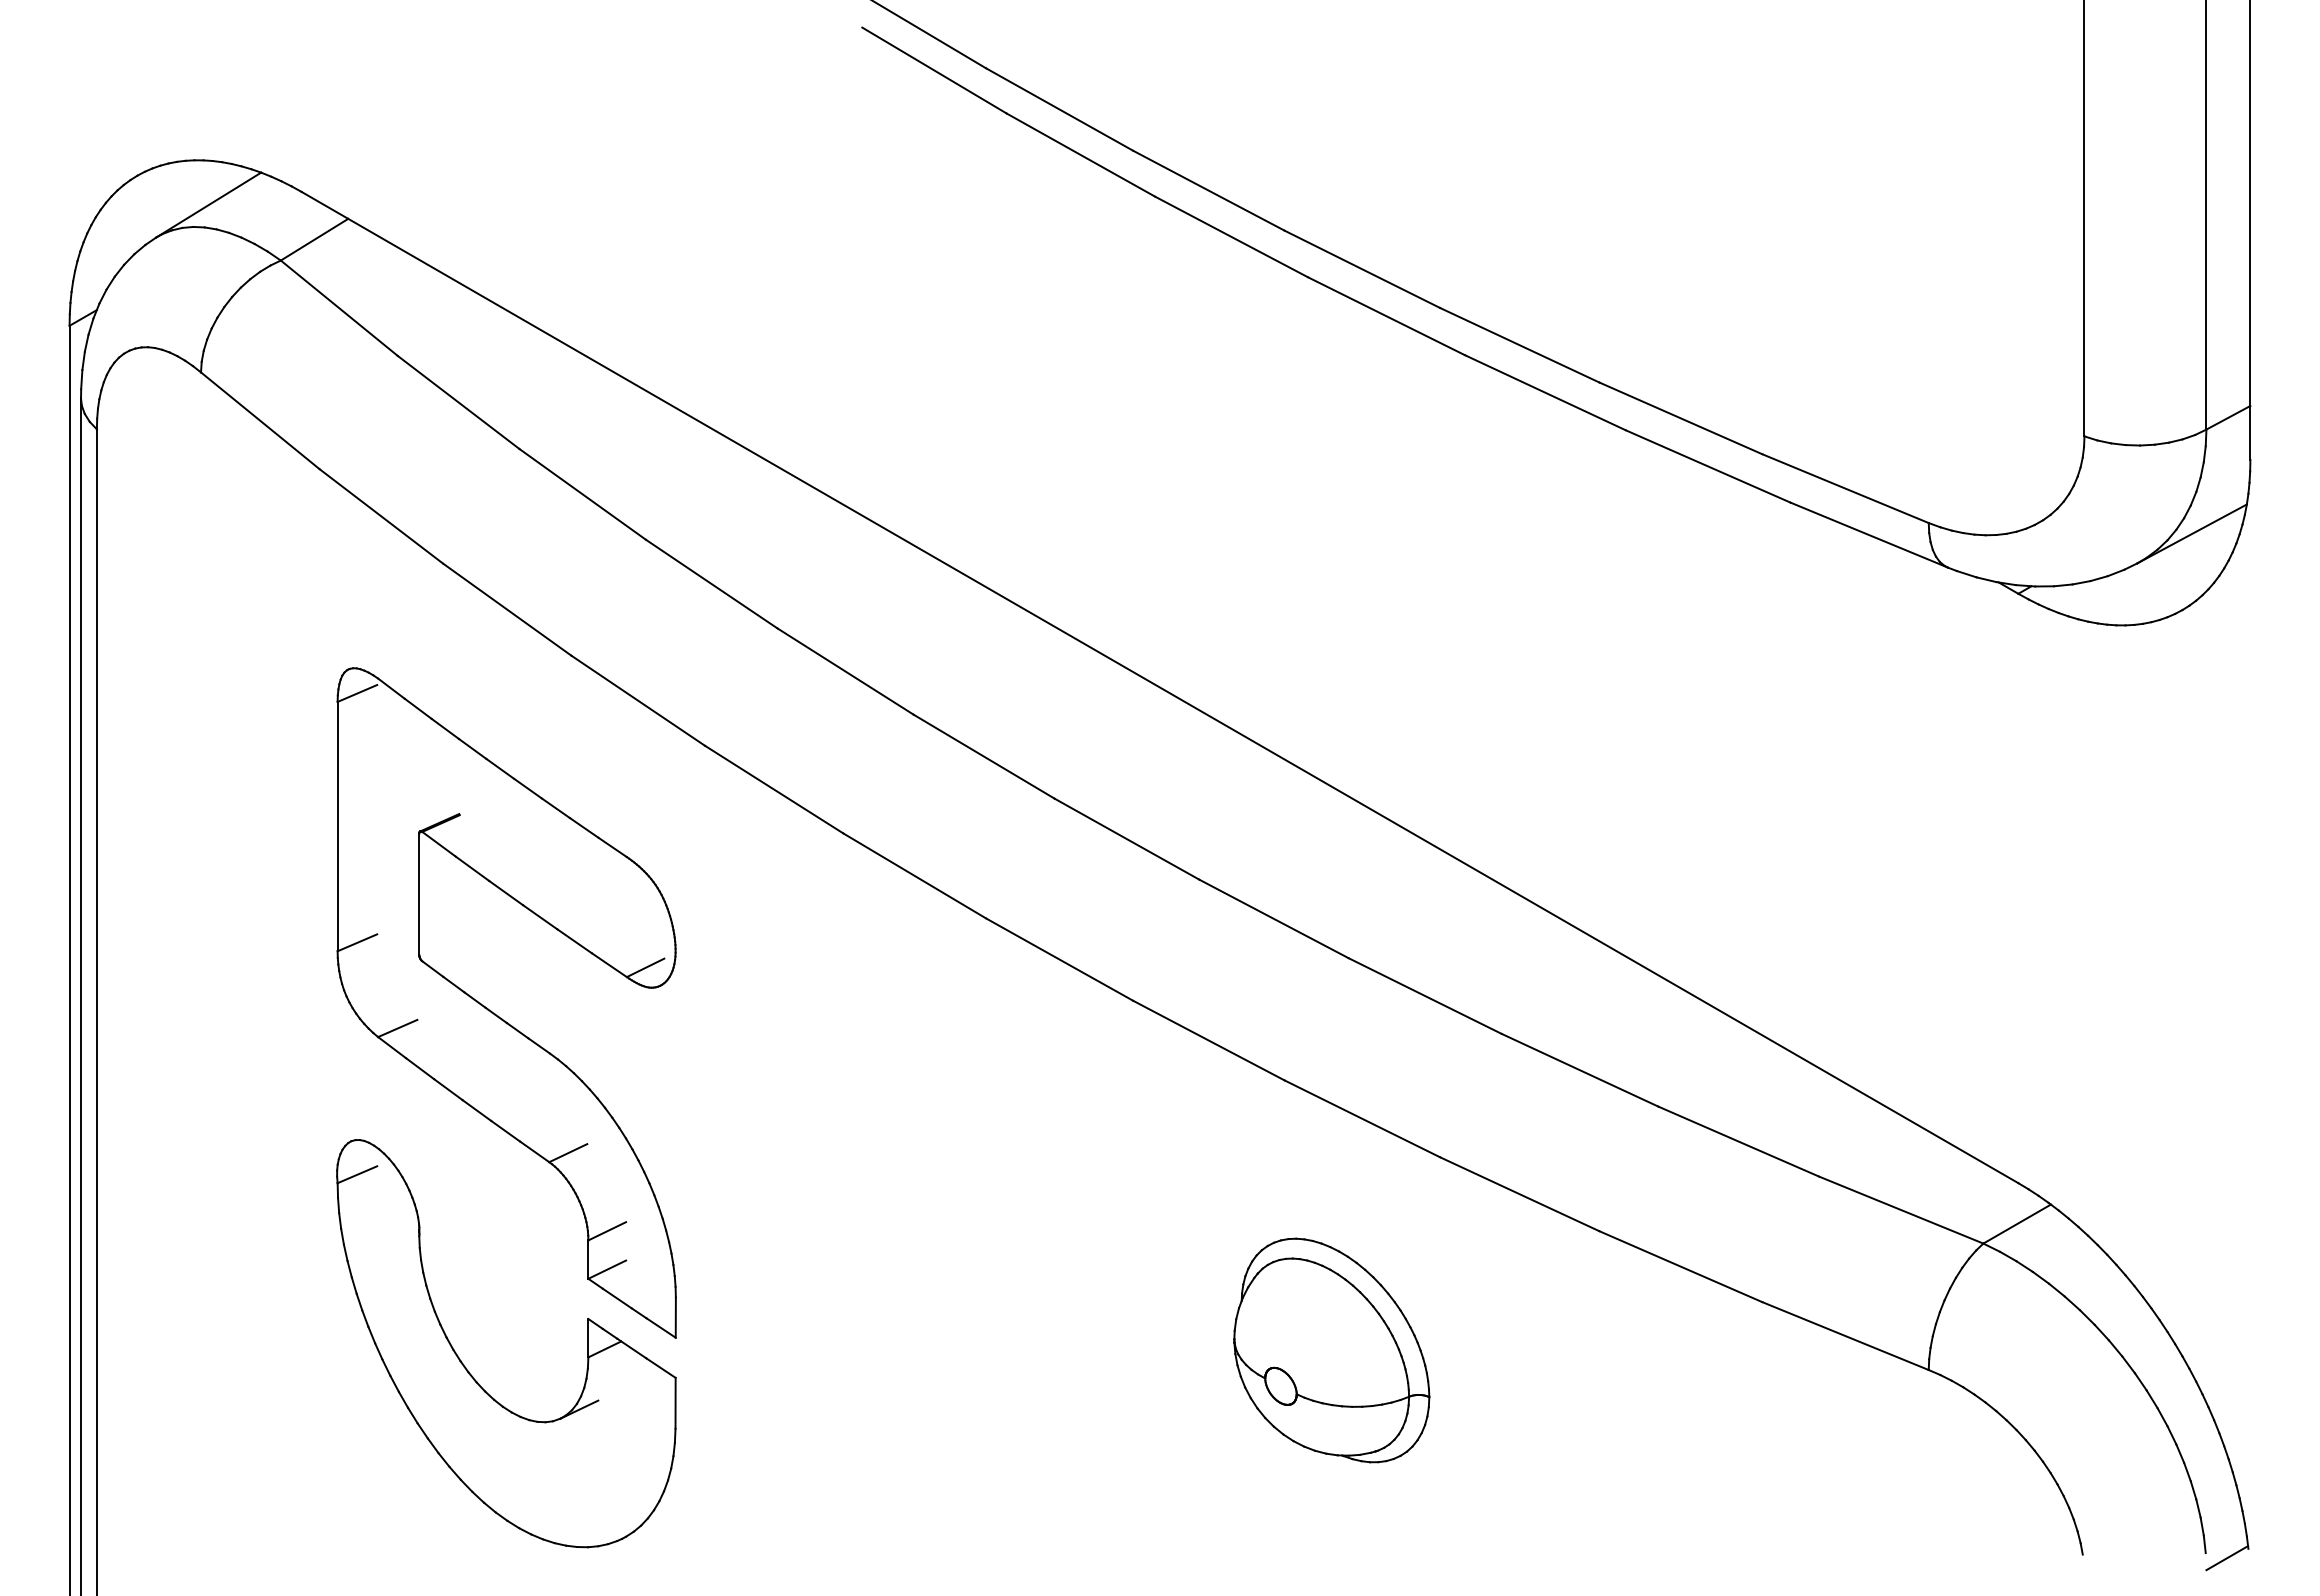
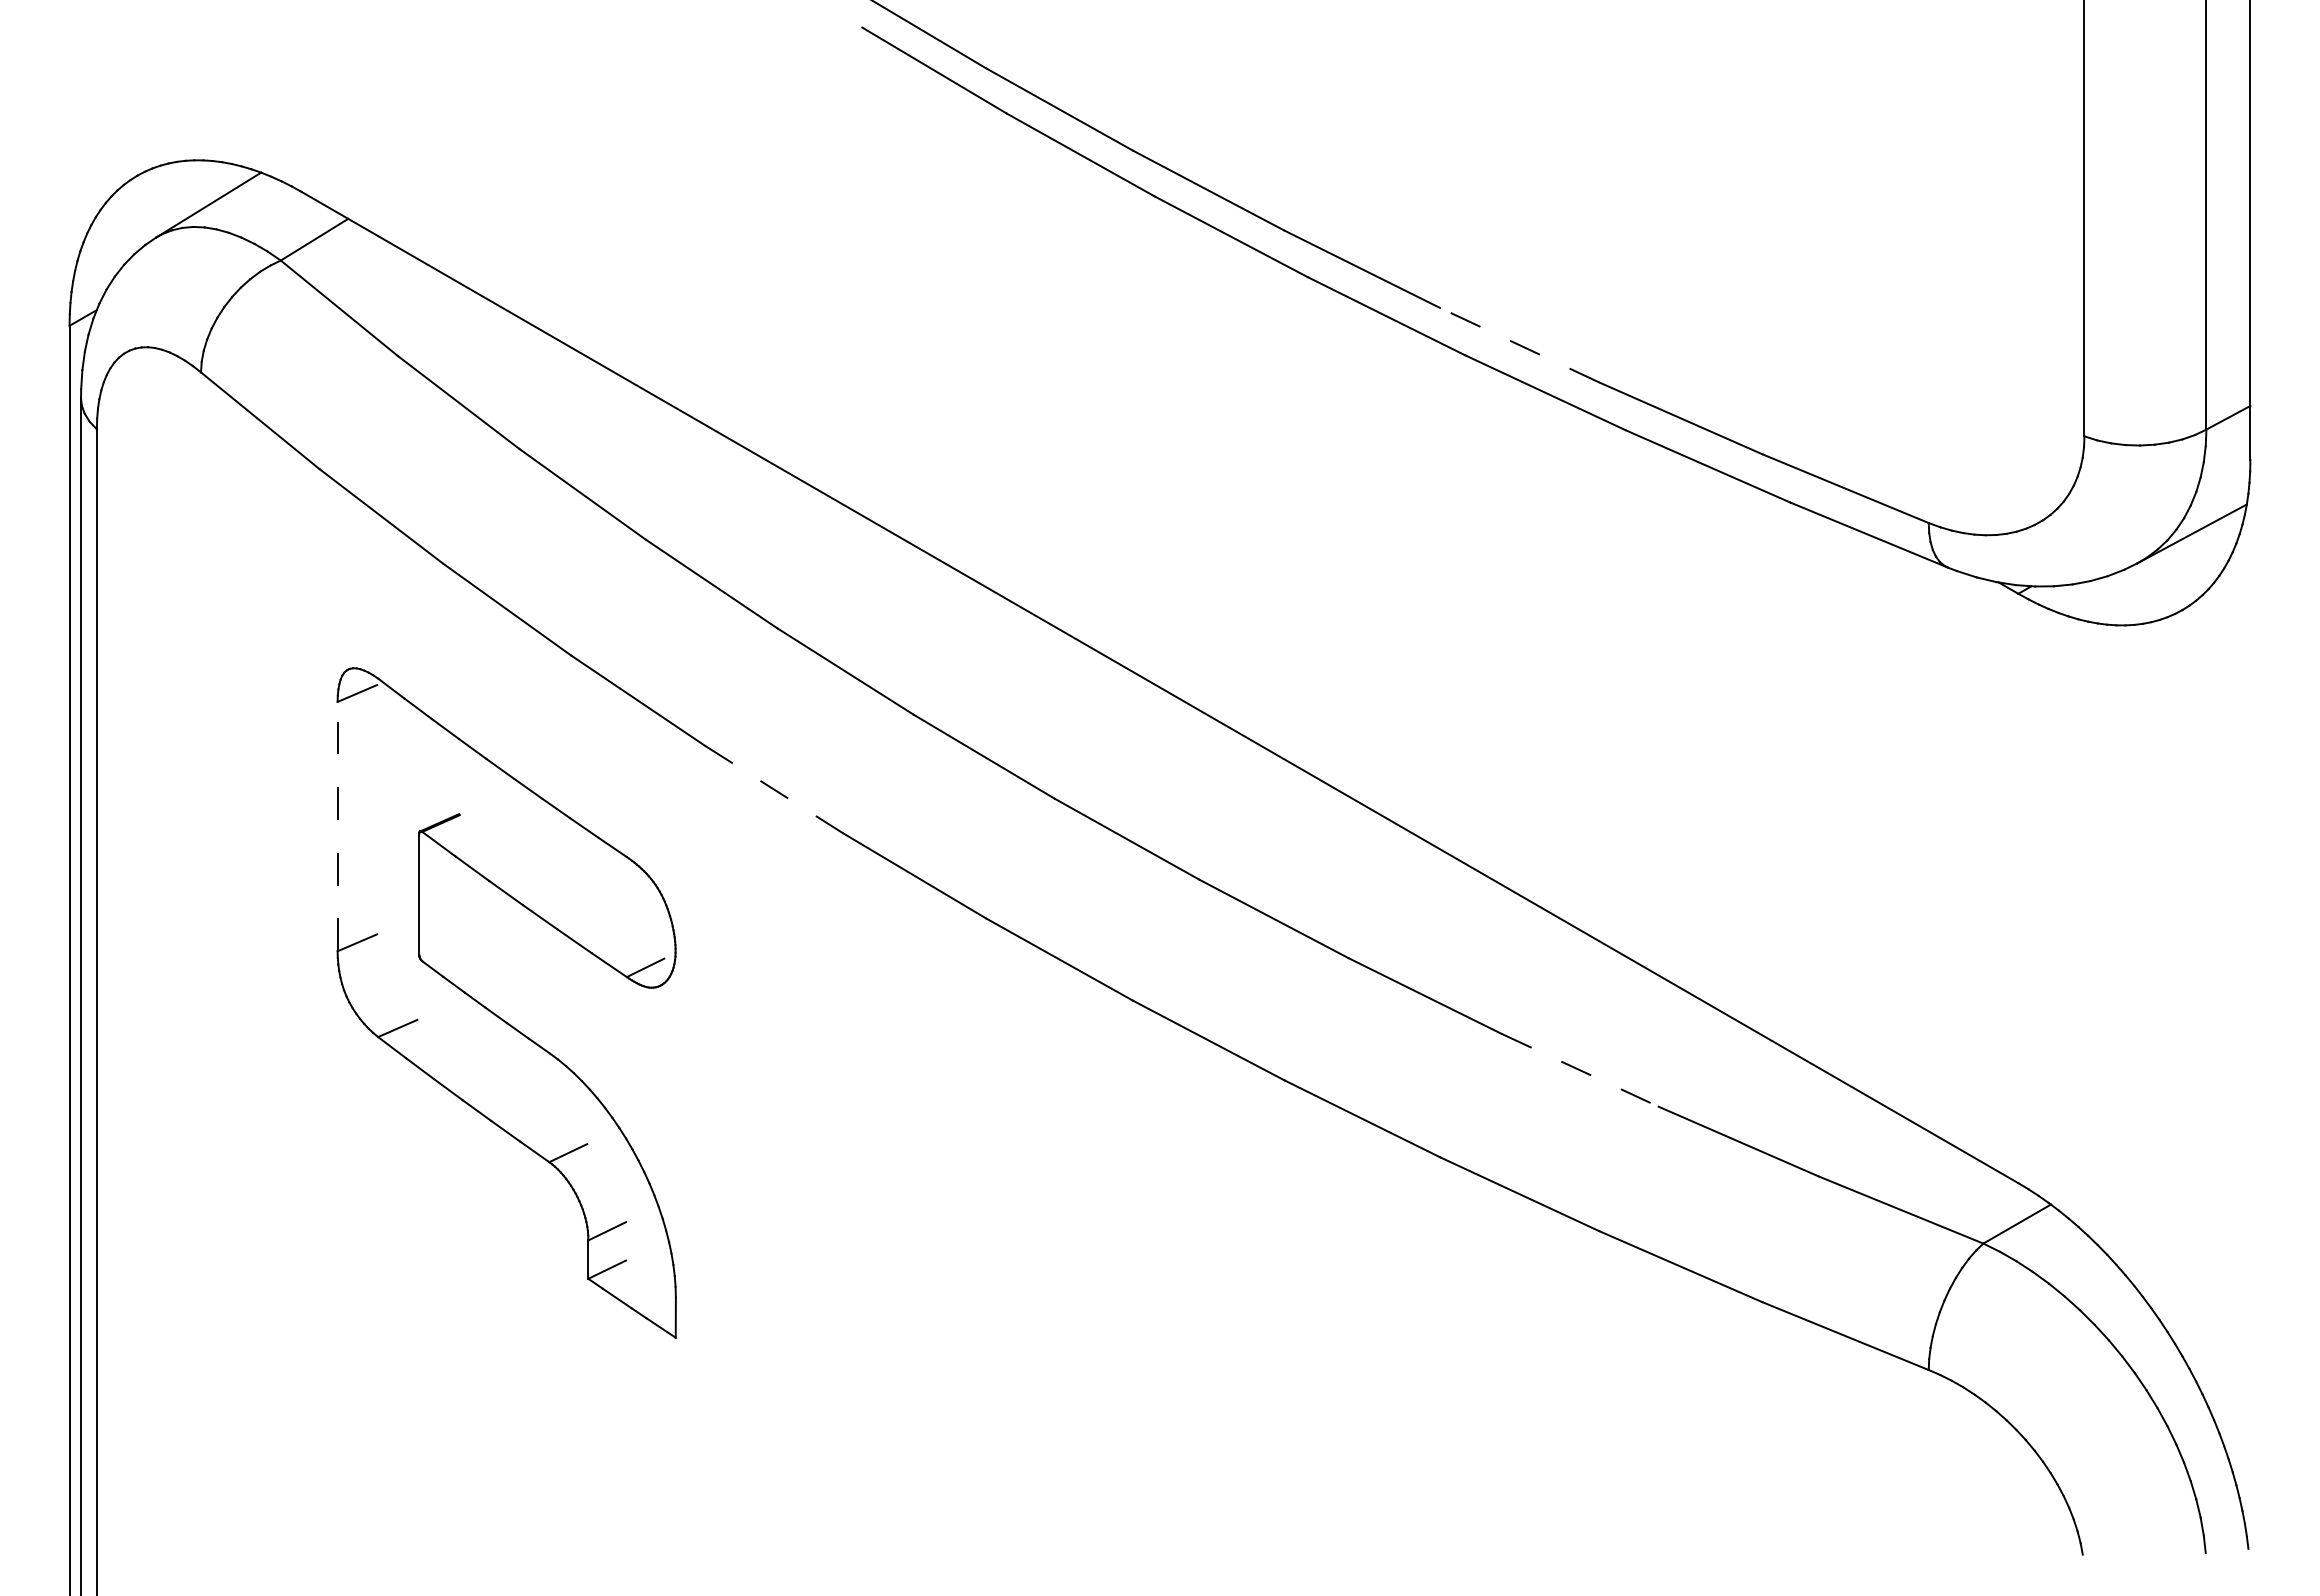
line: solid -> dashed (1519, 345)
line: solid -> dashed (774, 789)
line: solid -> dashed (337, 826)
line: solid -> dashed (1580, 1070)
part: present -> none (1331, 1350)
part: present -> none (469, 1371)
line: present -> none (2227, 1558)
